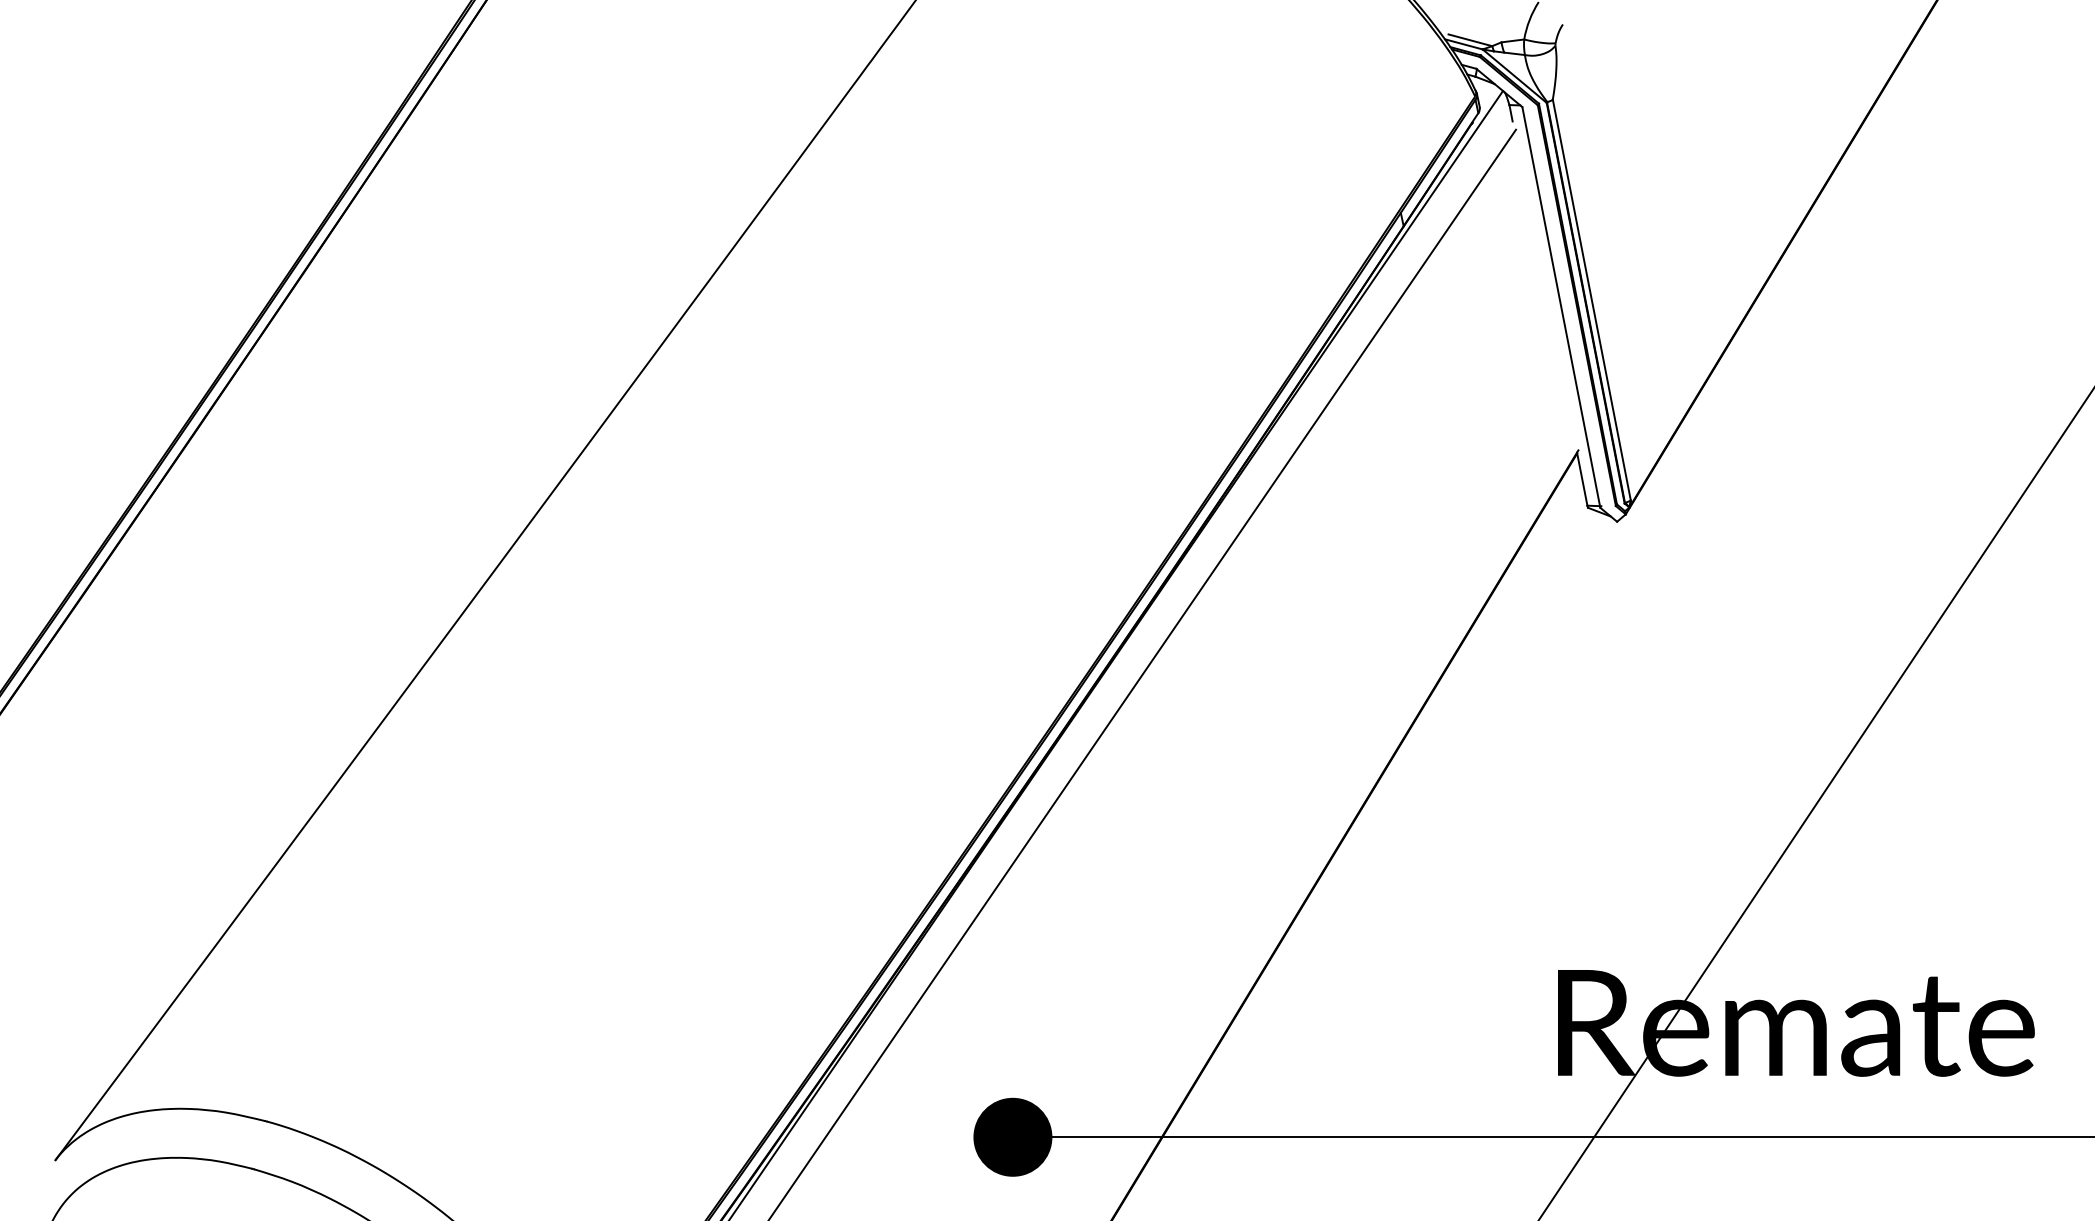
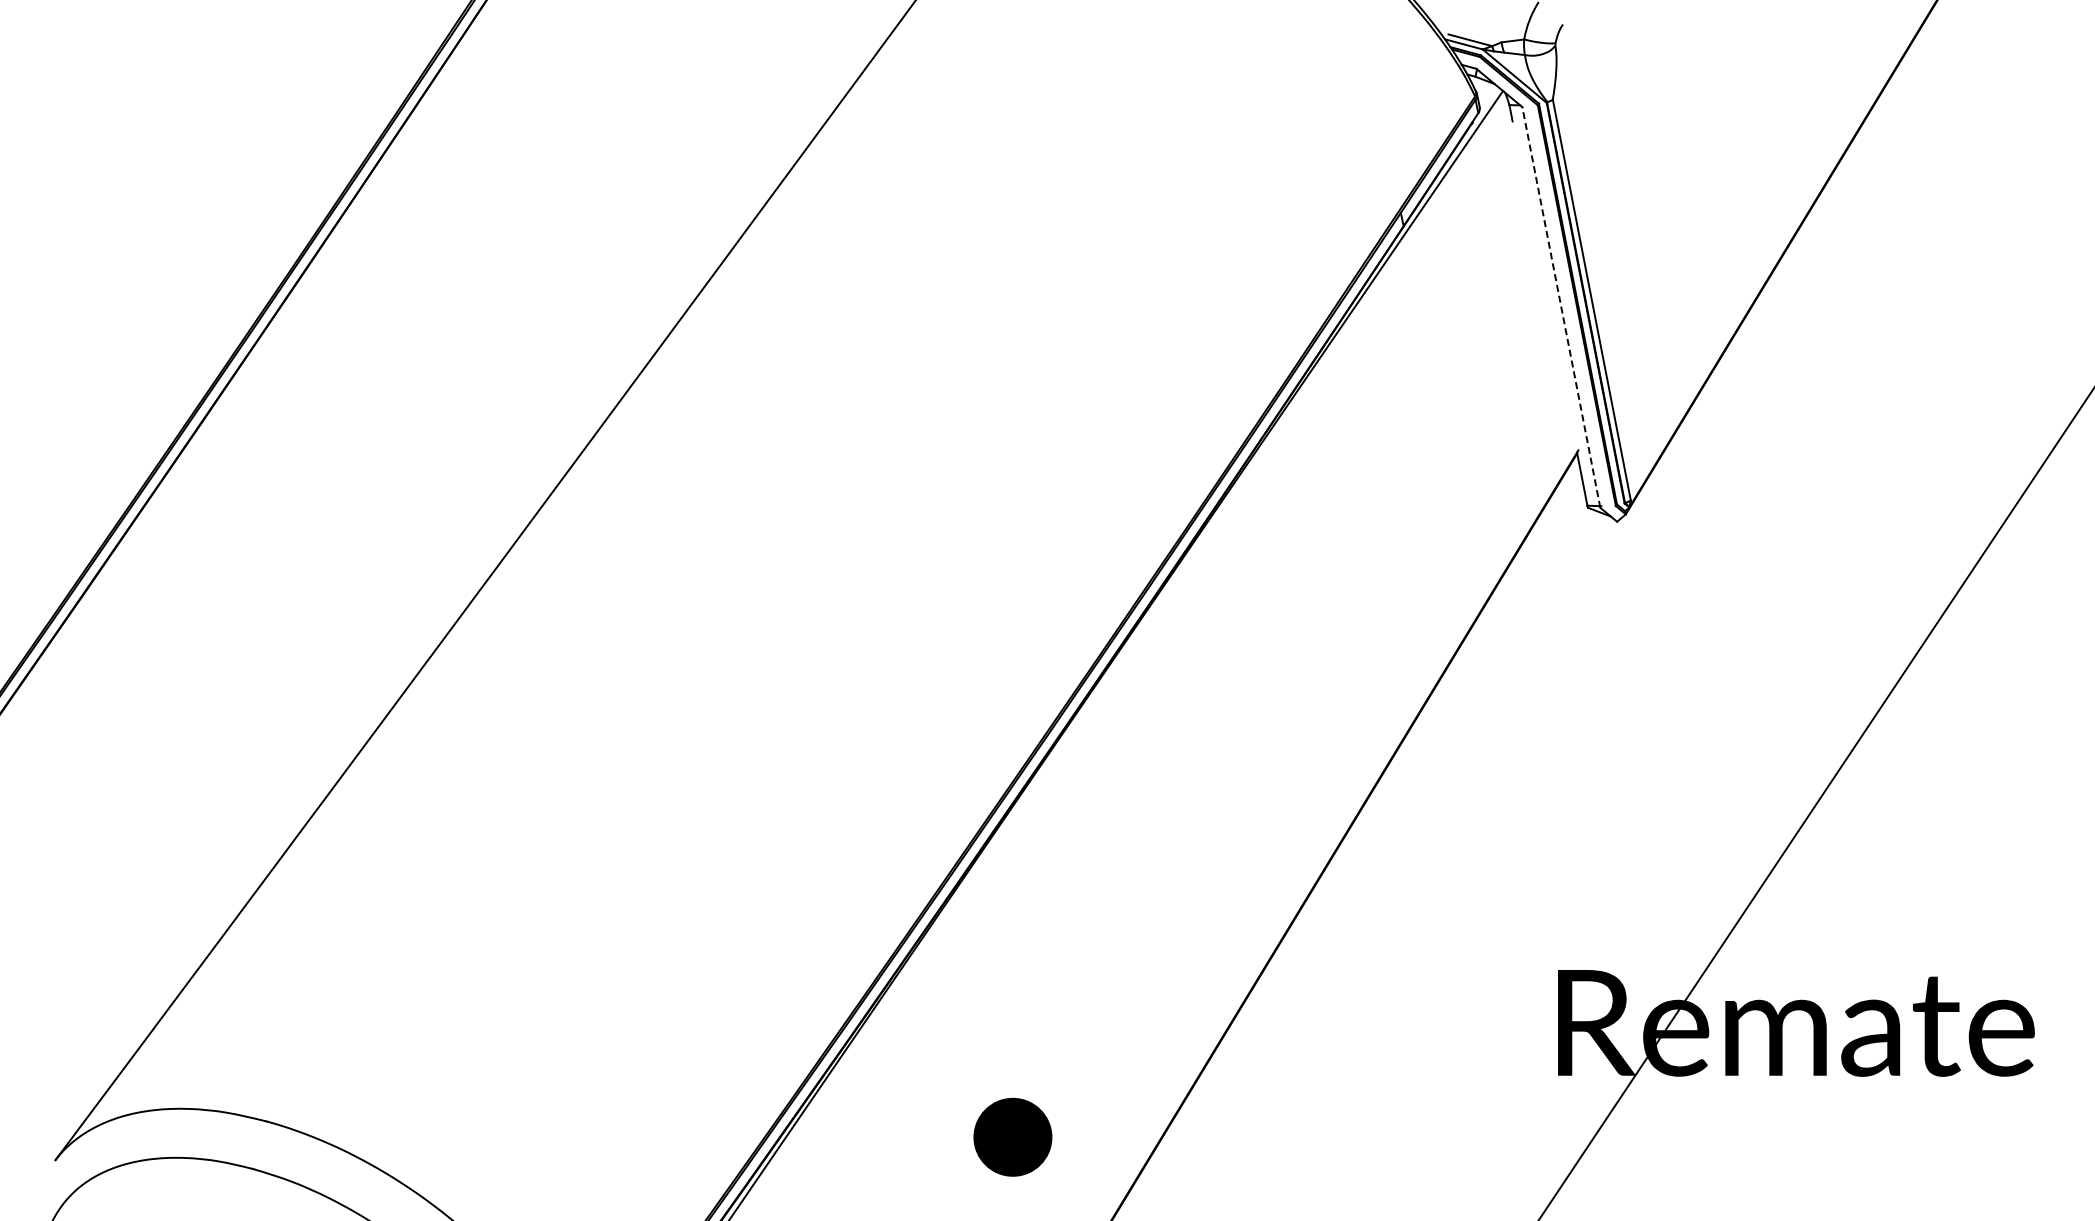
line: solid -> dashed (1561, 306)
line: present -> none (1143, 673)
line: present -> none (1551, 1137)
